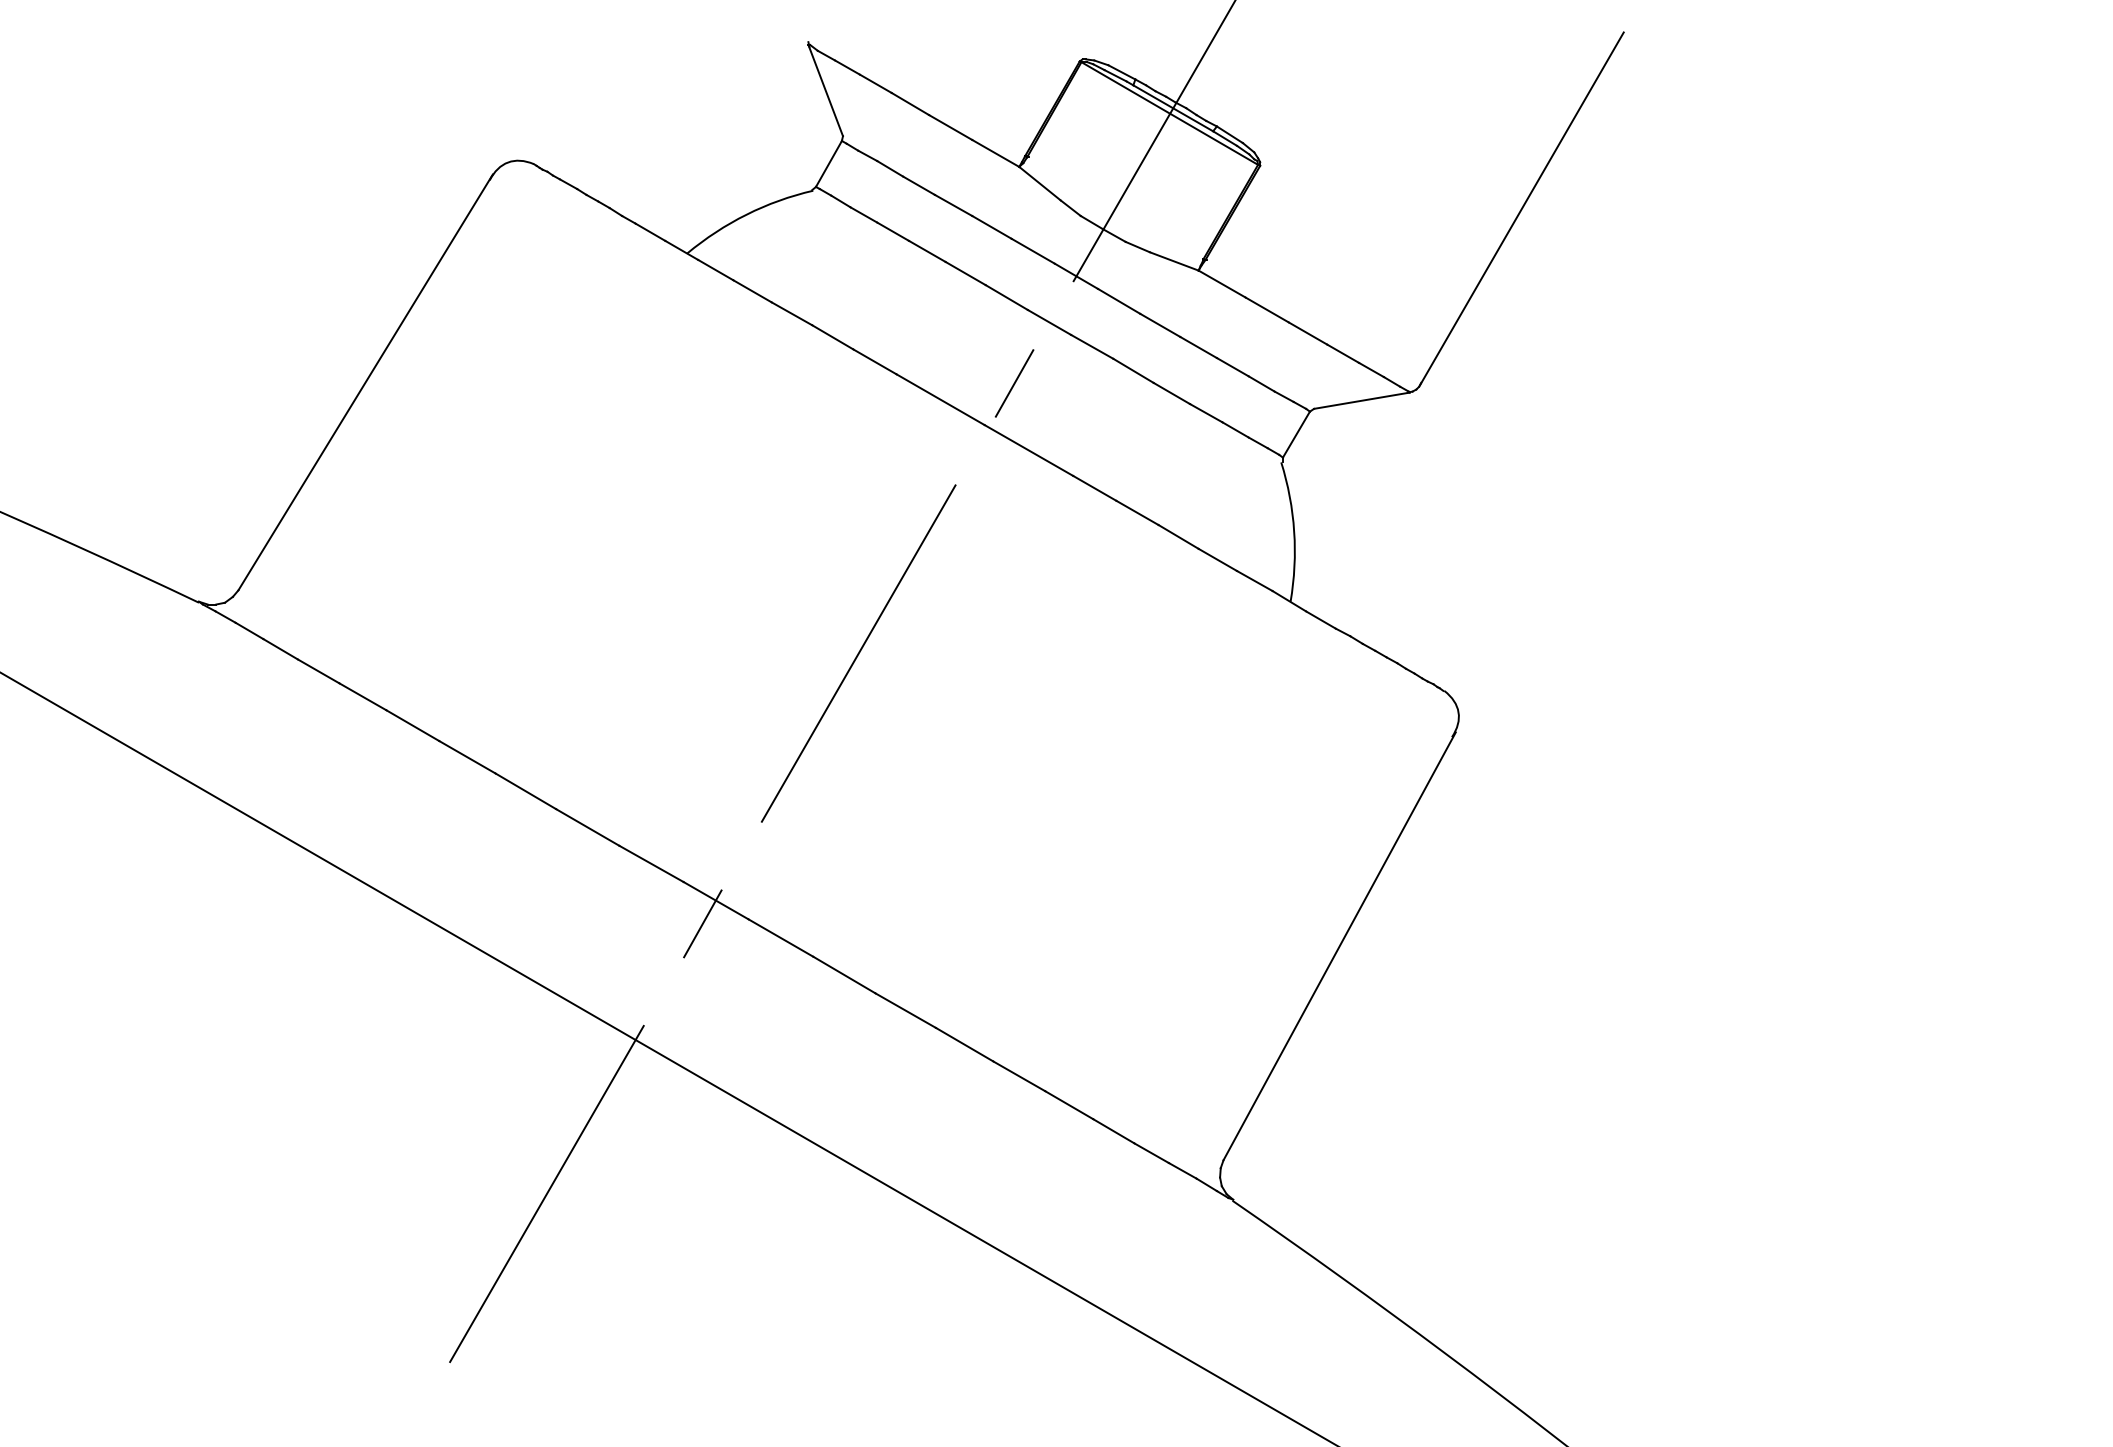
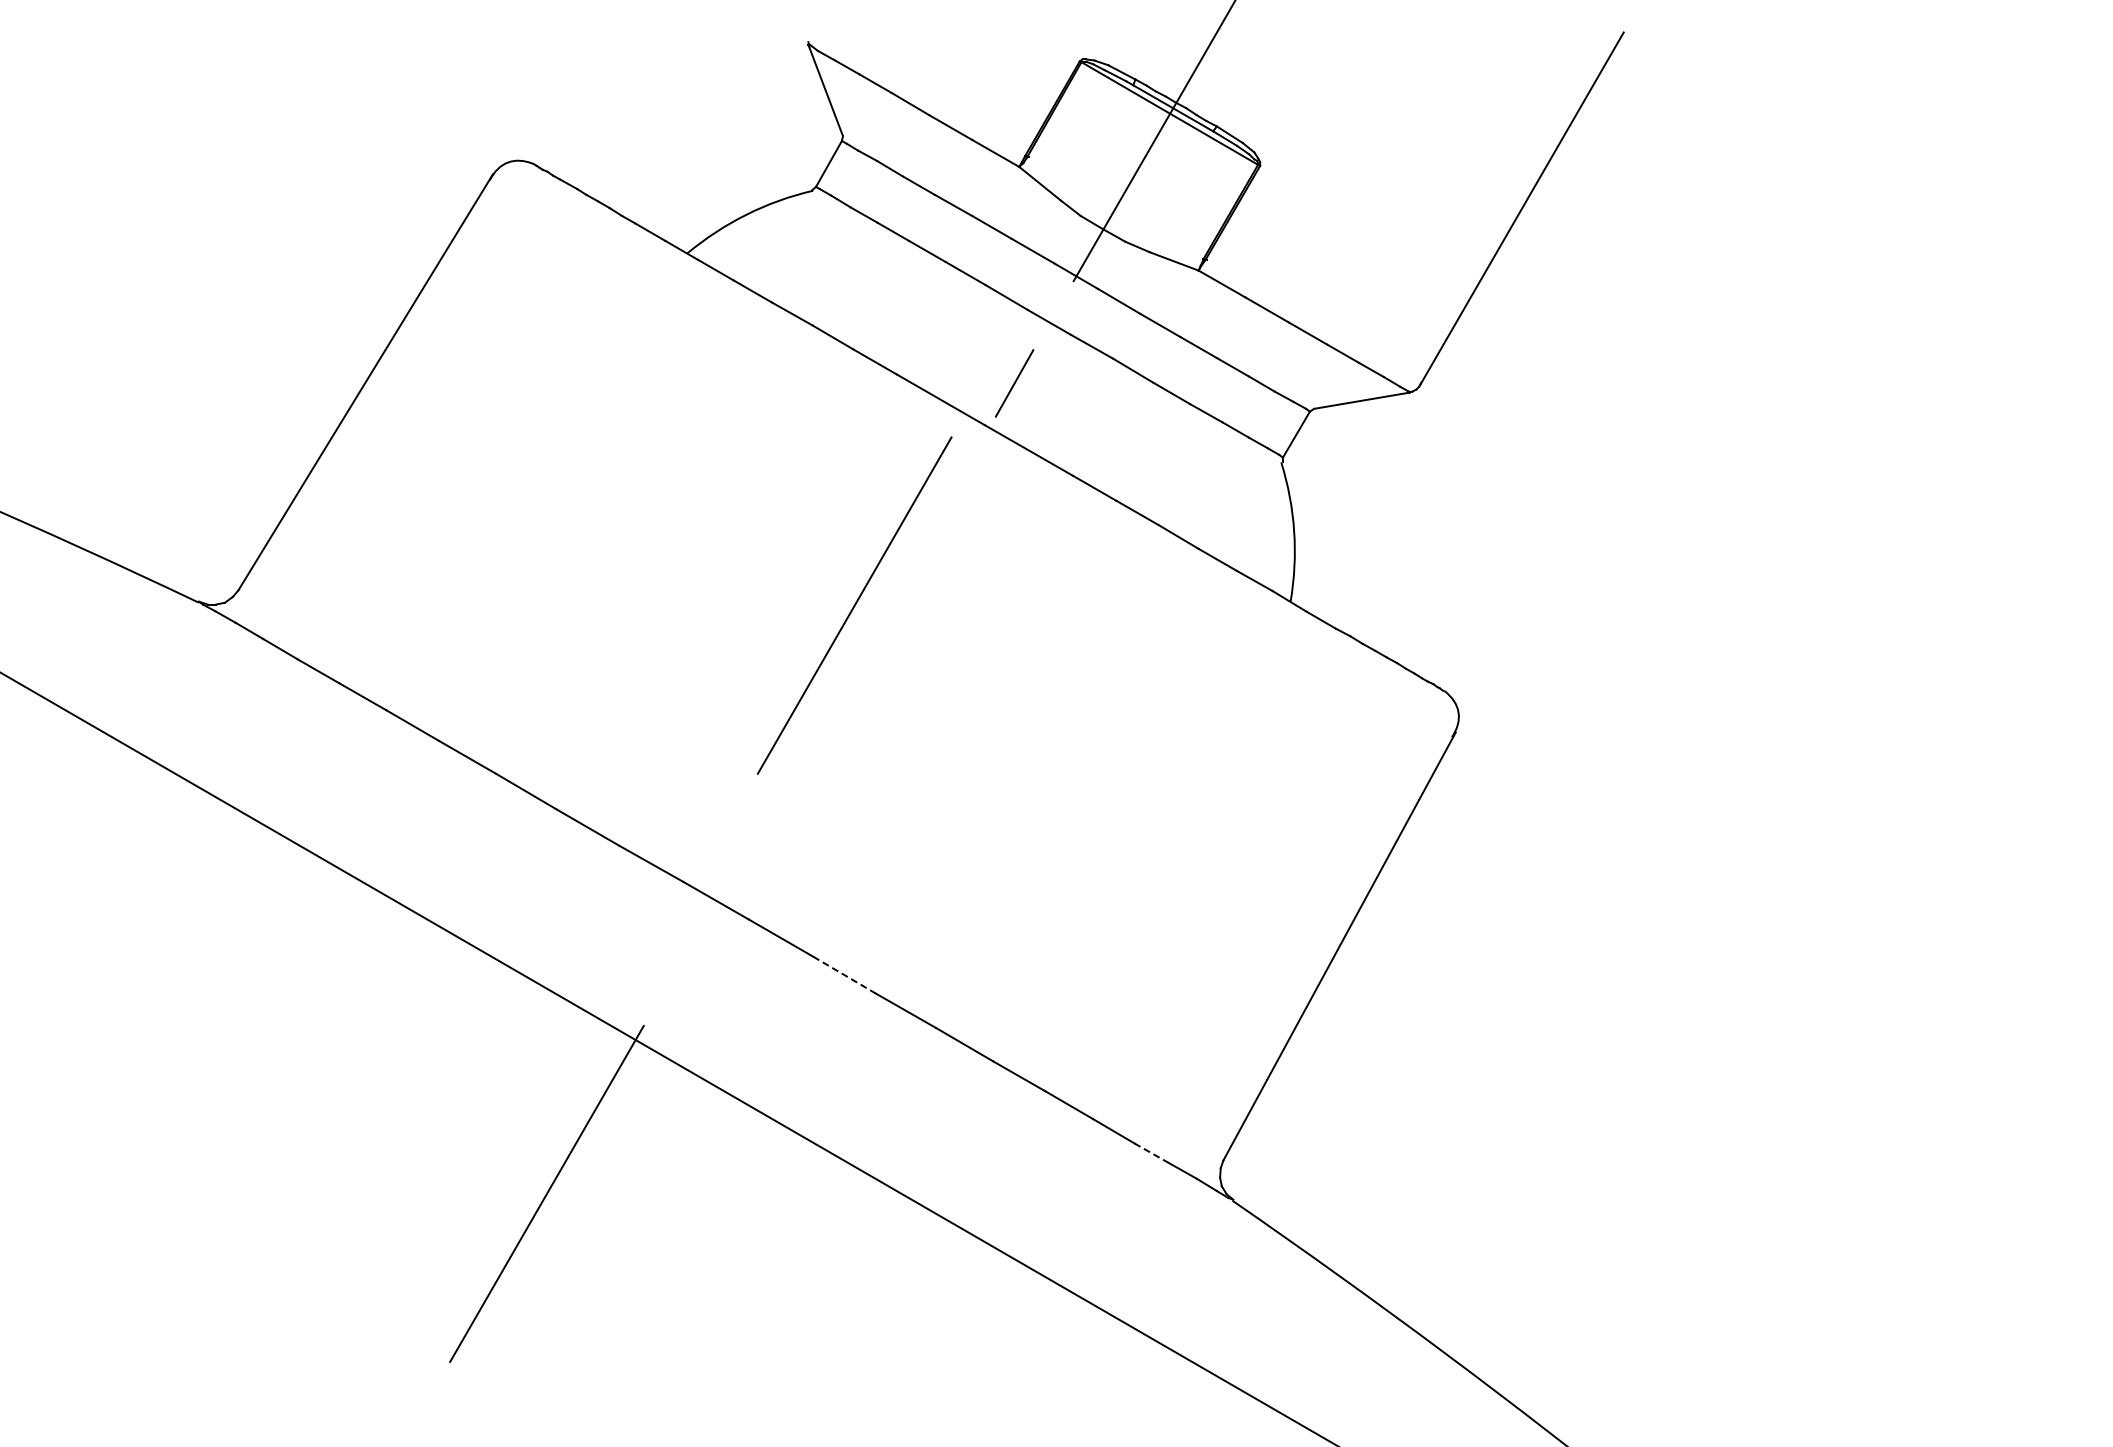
line position: (858, 653) -> (854, 605) (854, 605)
line: present -> none (702, 923)
line: solid -> dashed (844, 975)
line: solid -> dashed (1151, 1153)
